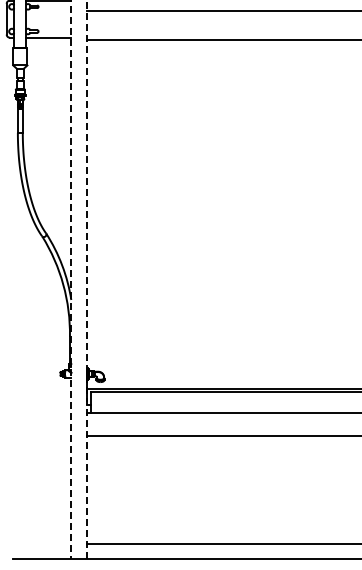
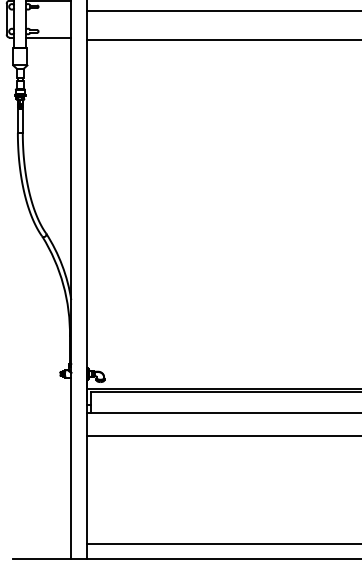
line: dashed -> solid (86, 279)
line: dashed -> solid (71, 280)
